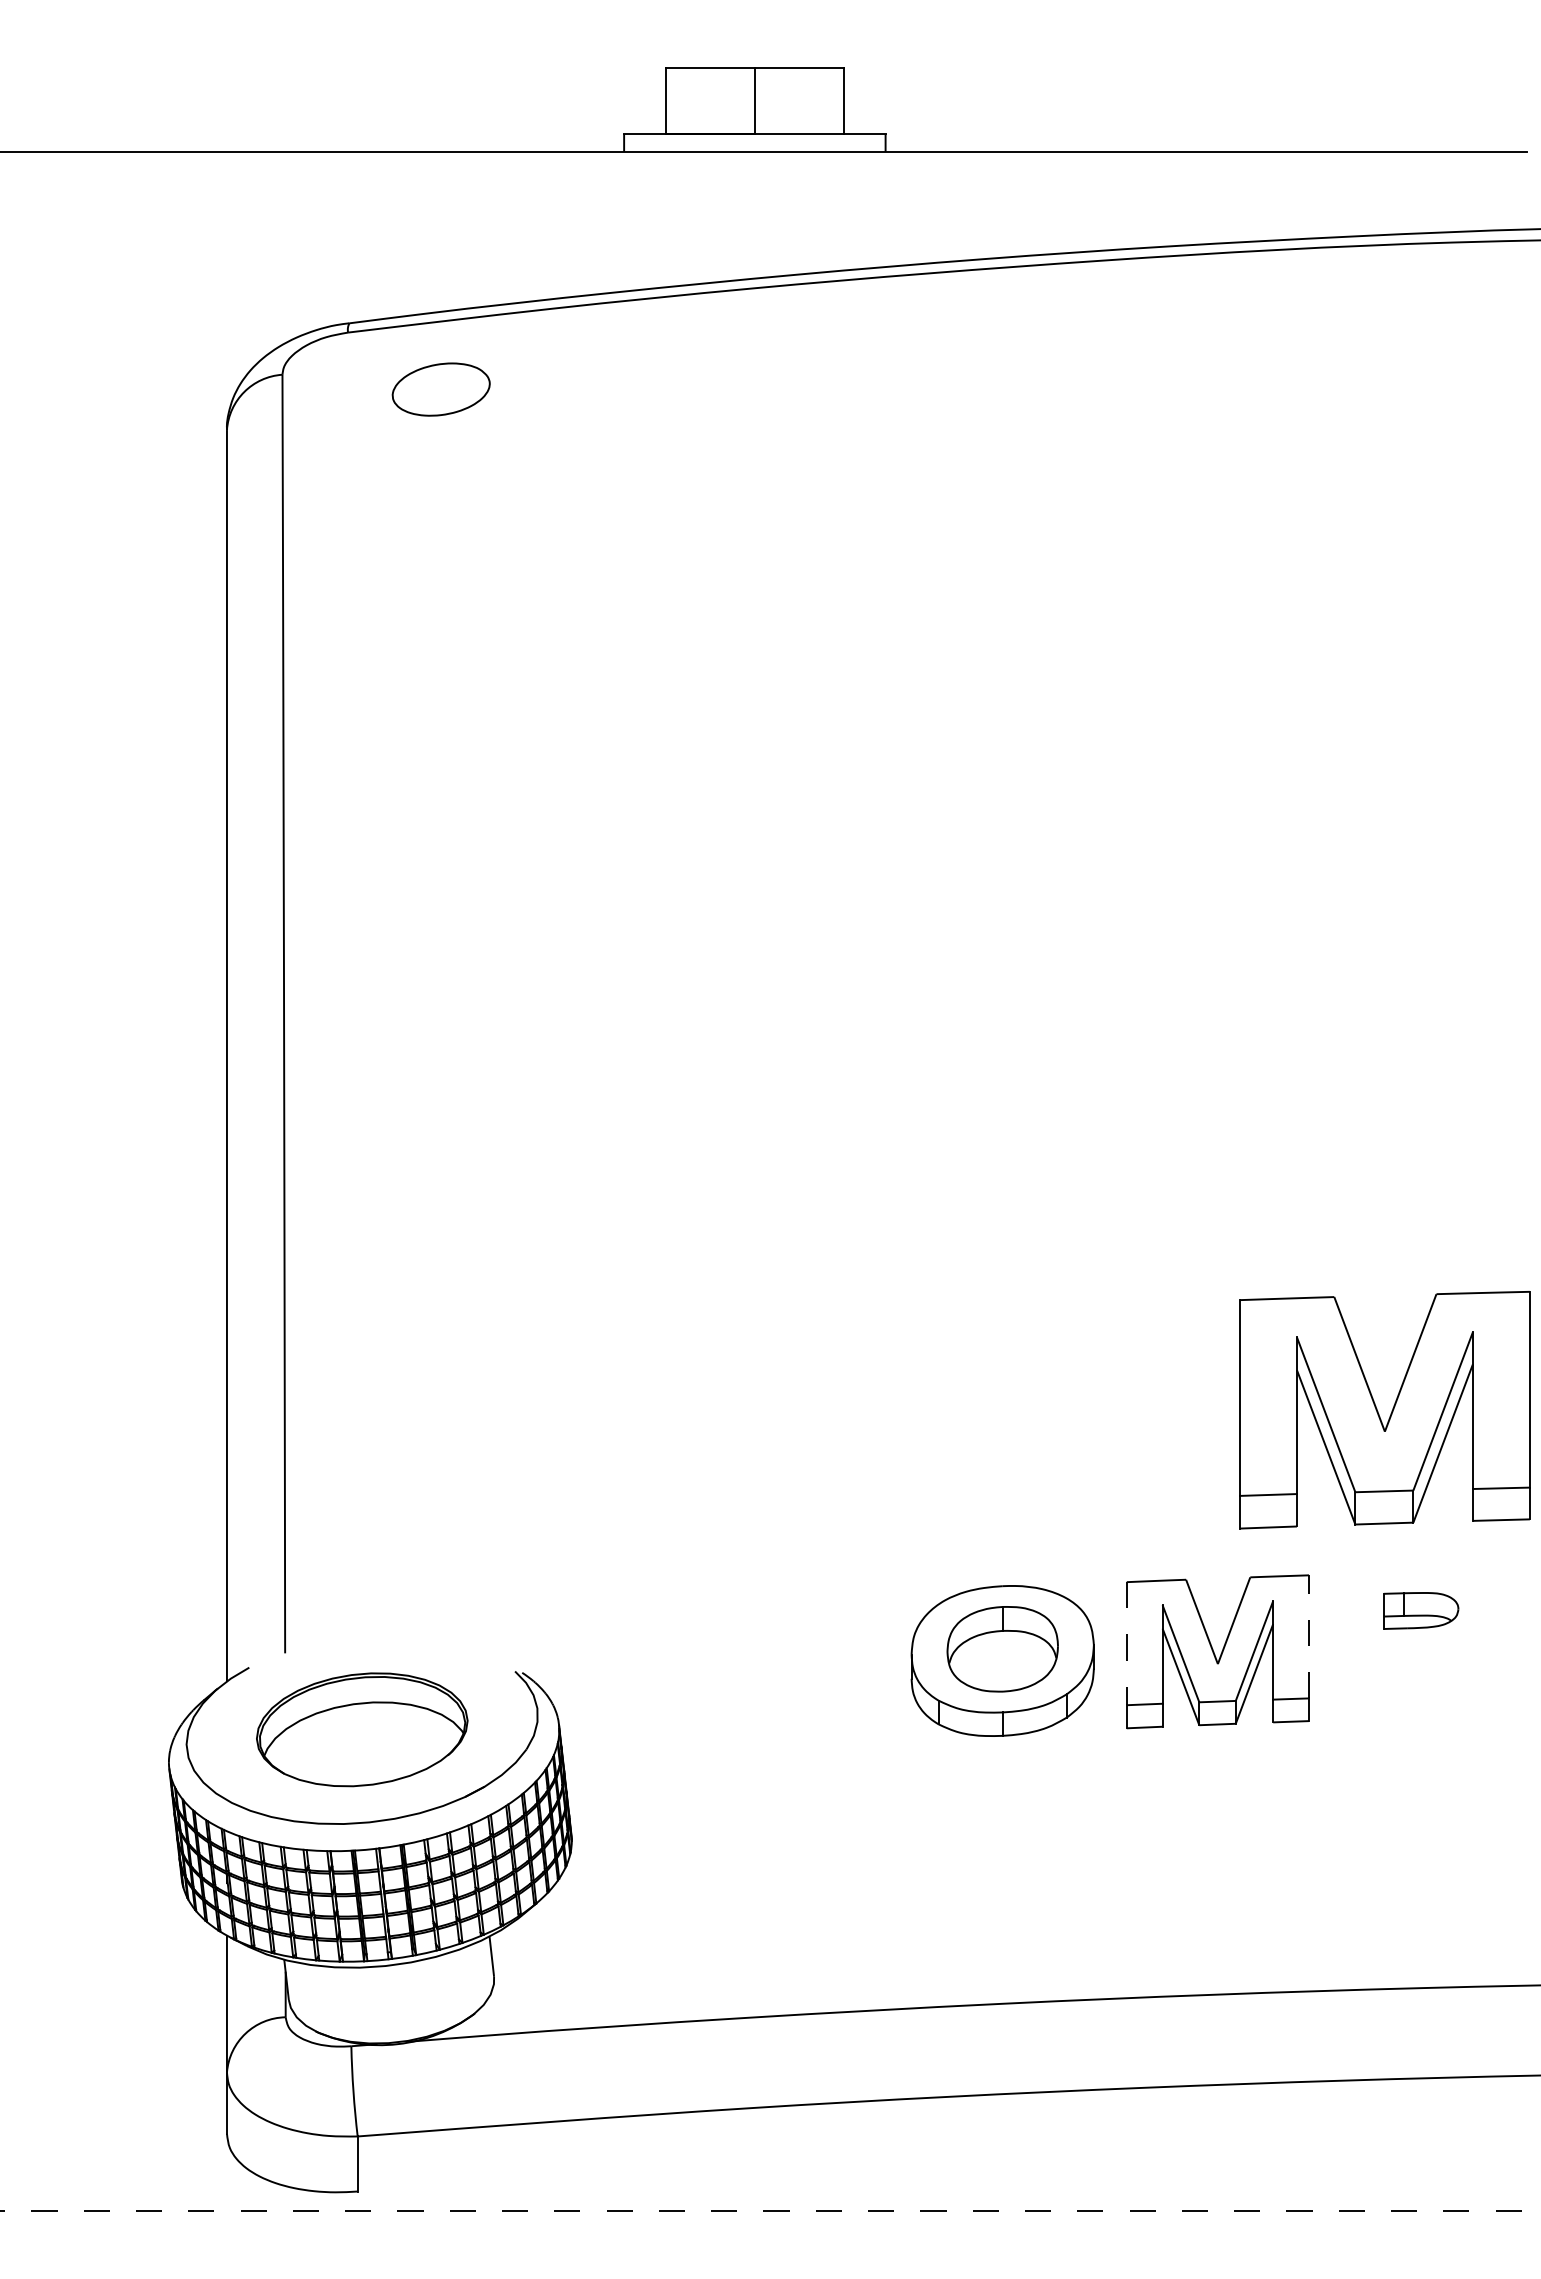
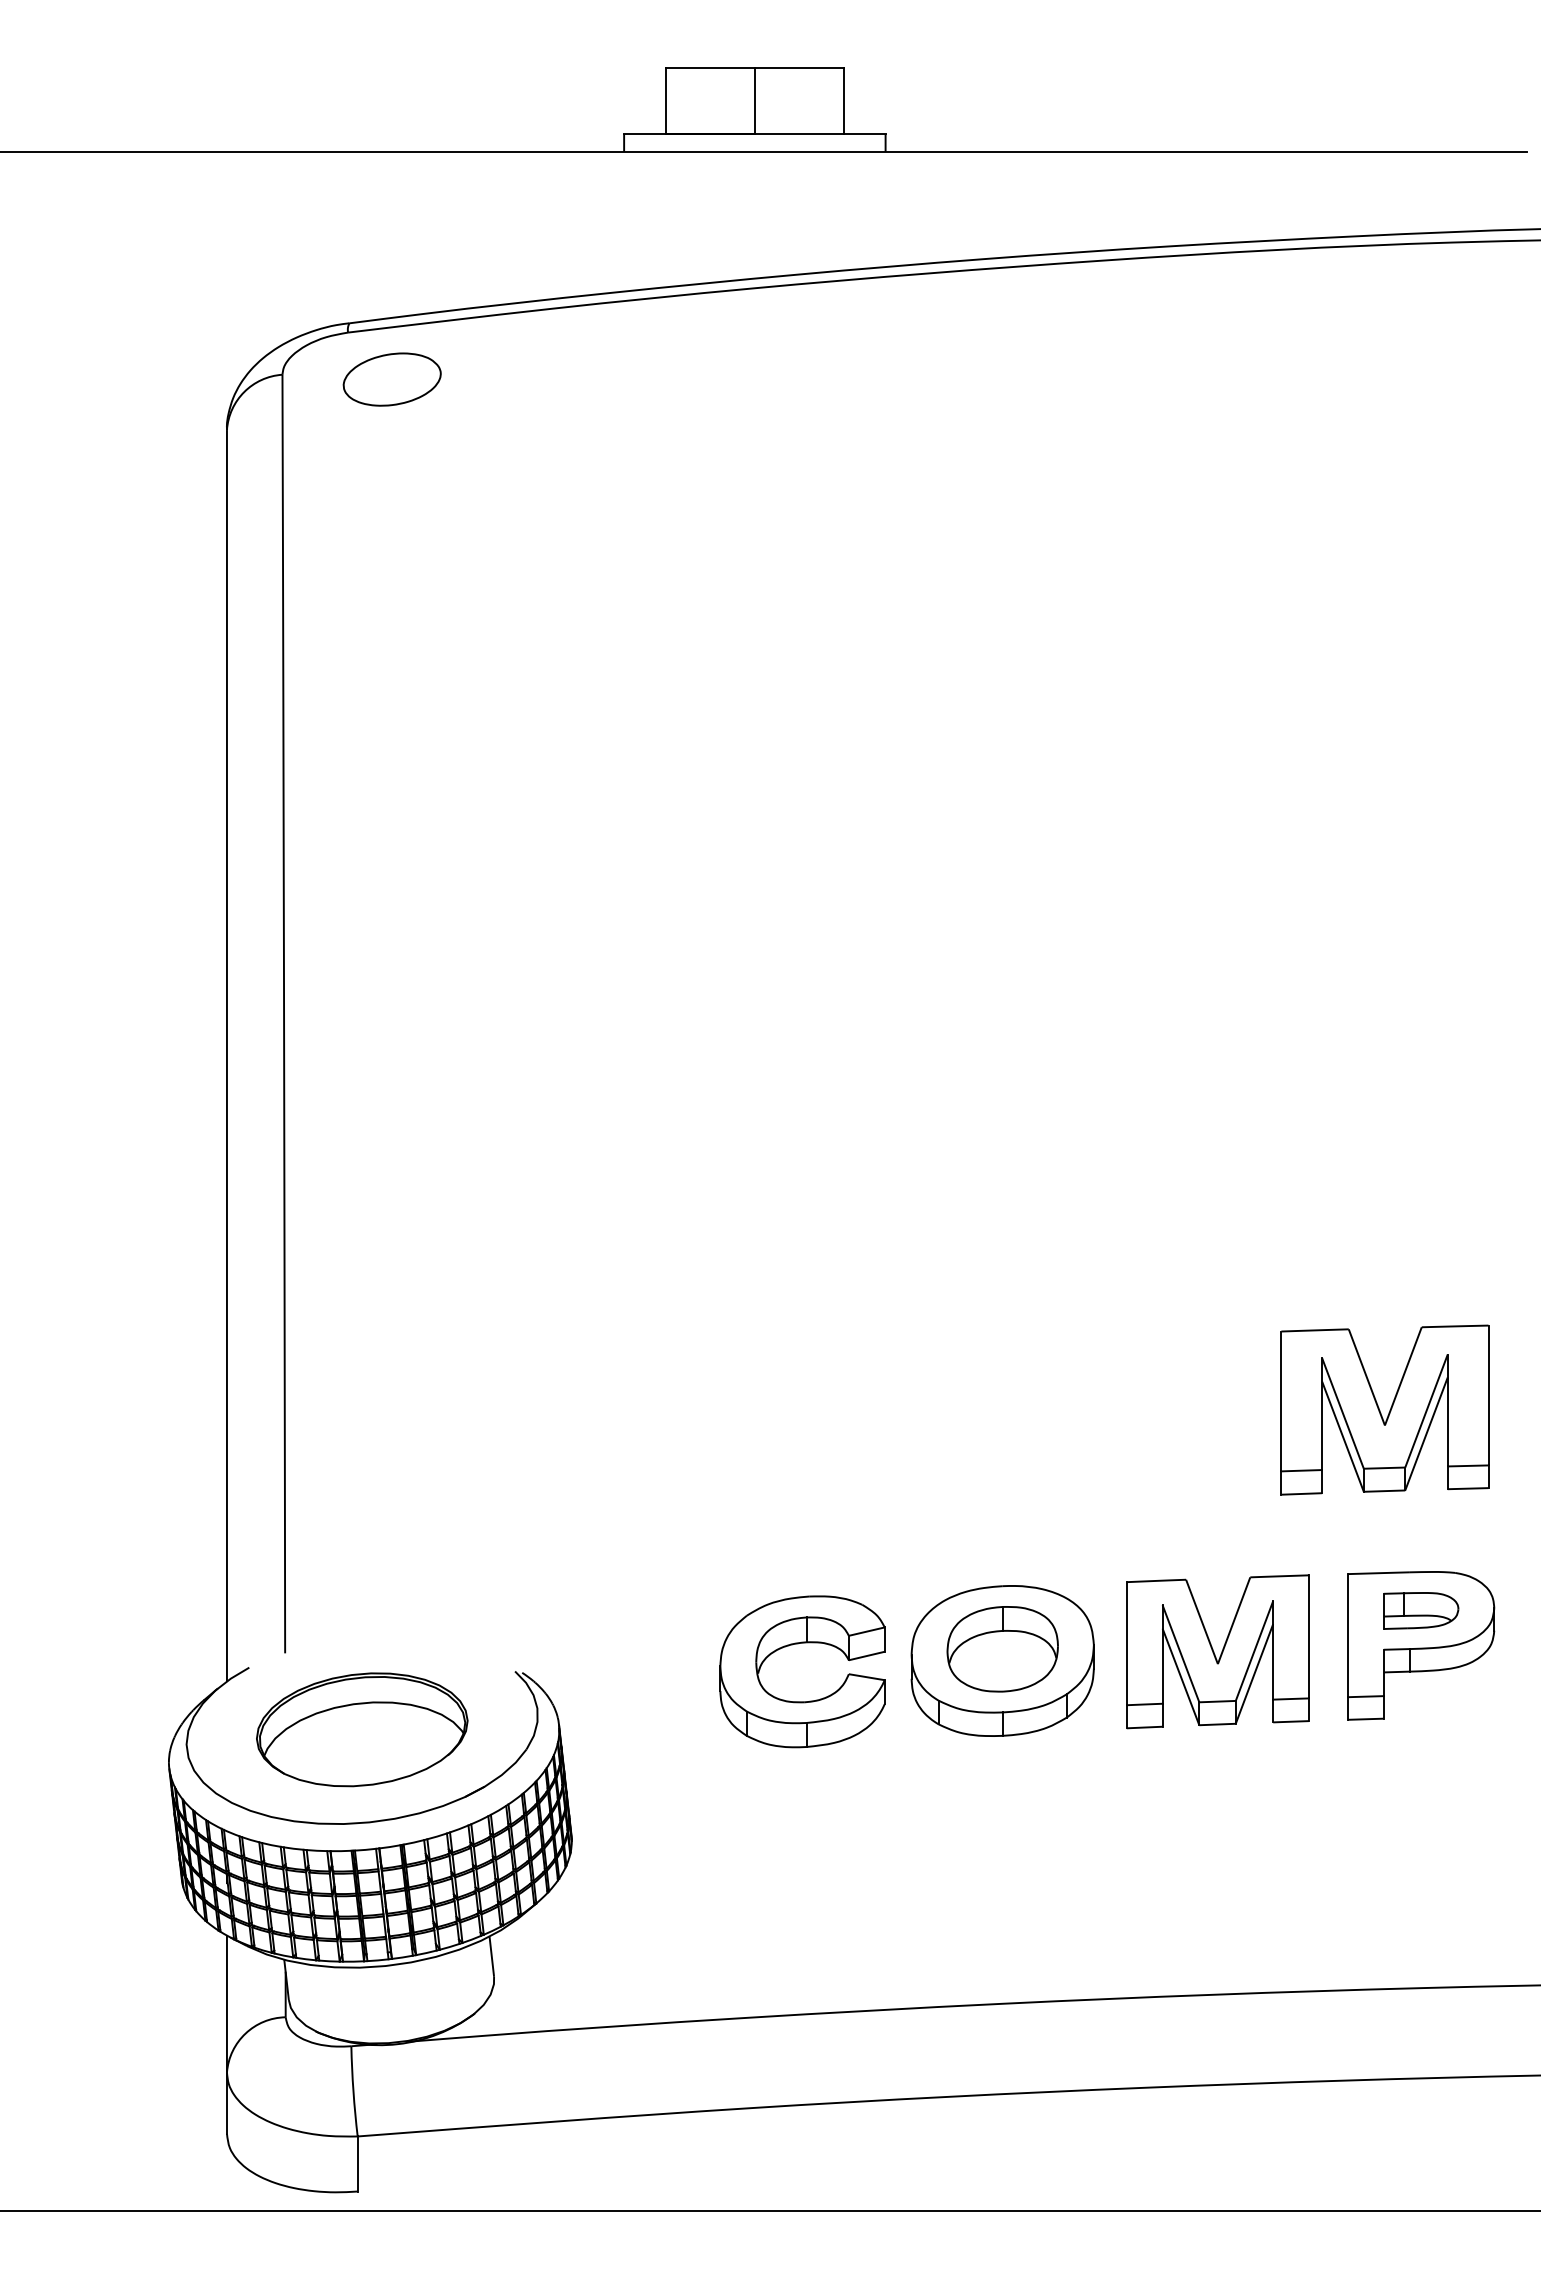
part position: (440, 389) -> (391, 379) (391, 379)
part size: 292x239 px -> 210x172 px (1384, 1409)
line: dashed -> solid (1309, 1636)
line: dashed -> solid (1126, 1643)
part: none -> present (798, 1644)
part: none -> present (1421, 1645)
line: dashed -> solid (770, 2210)
